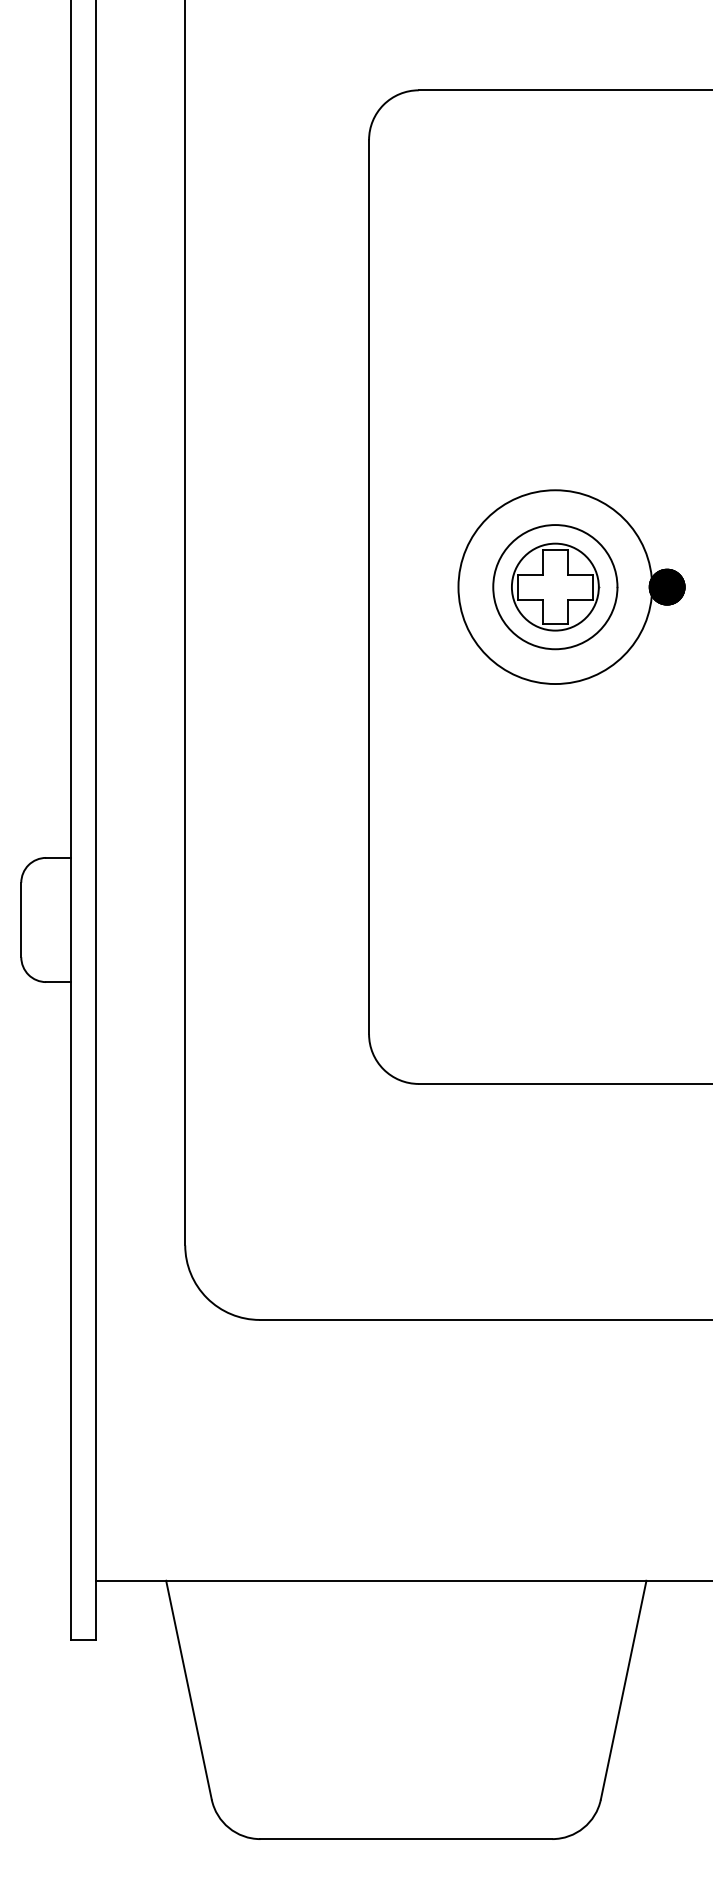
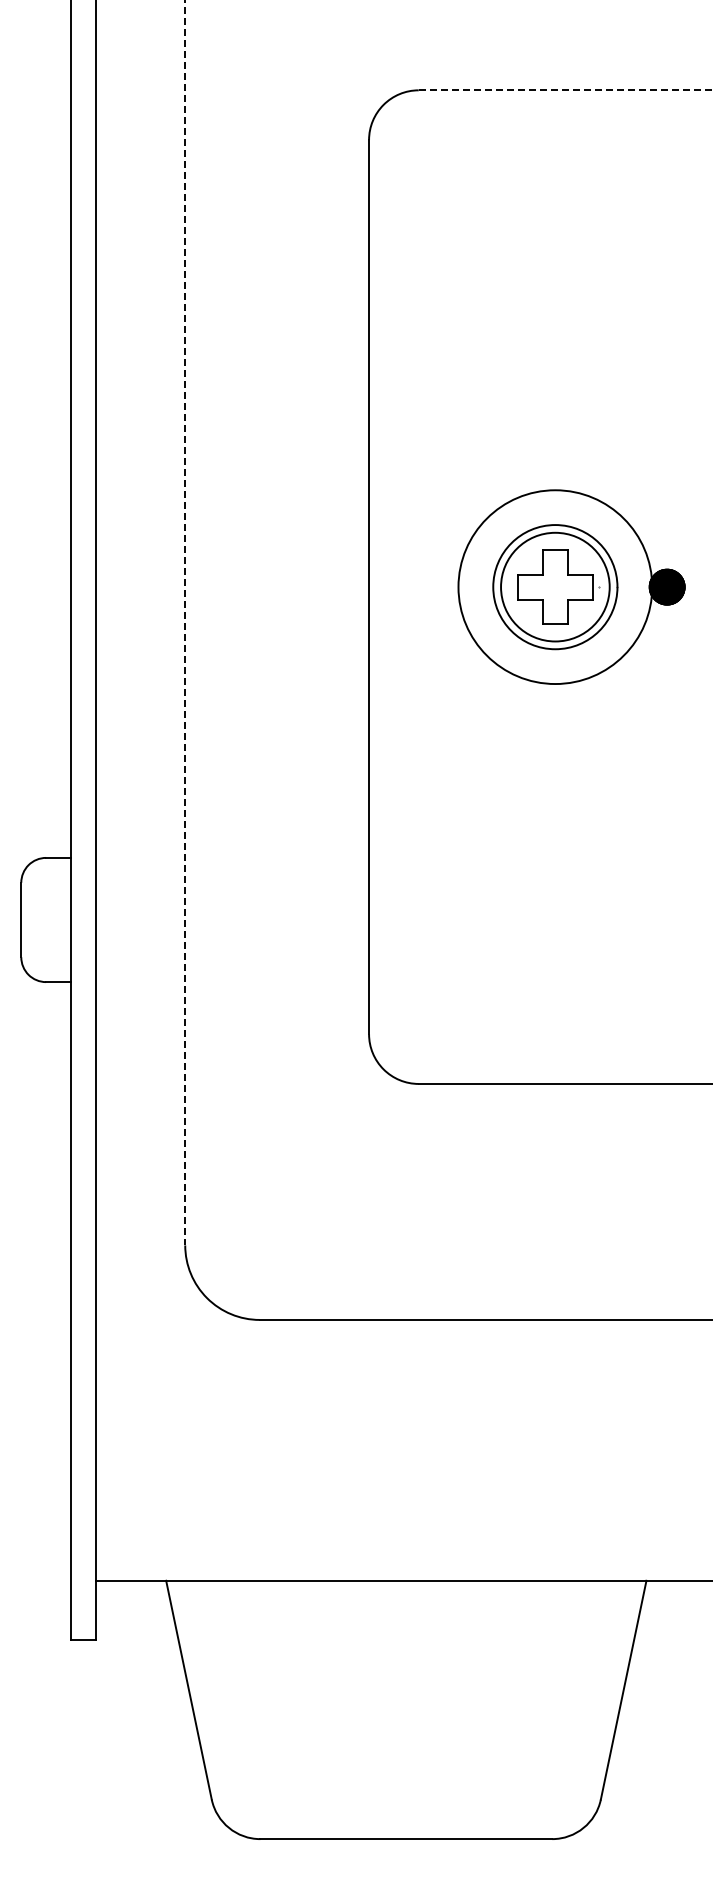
line: solid -> dashed (565, 90)
circle diameter: 87 px -> 109 px (555, 586)
line: solid -> dashed (185, 623)
